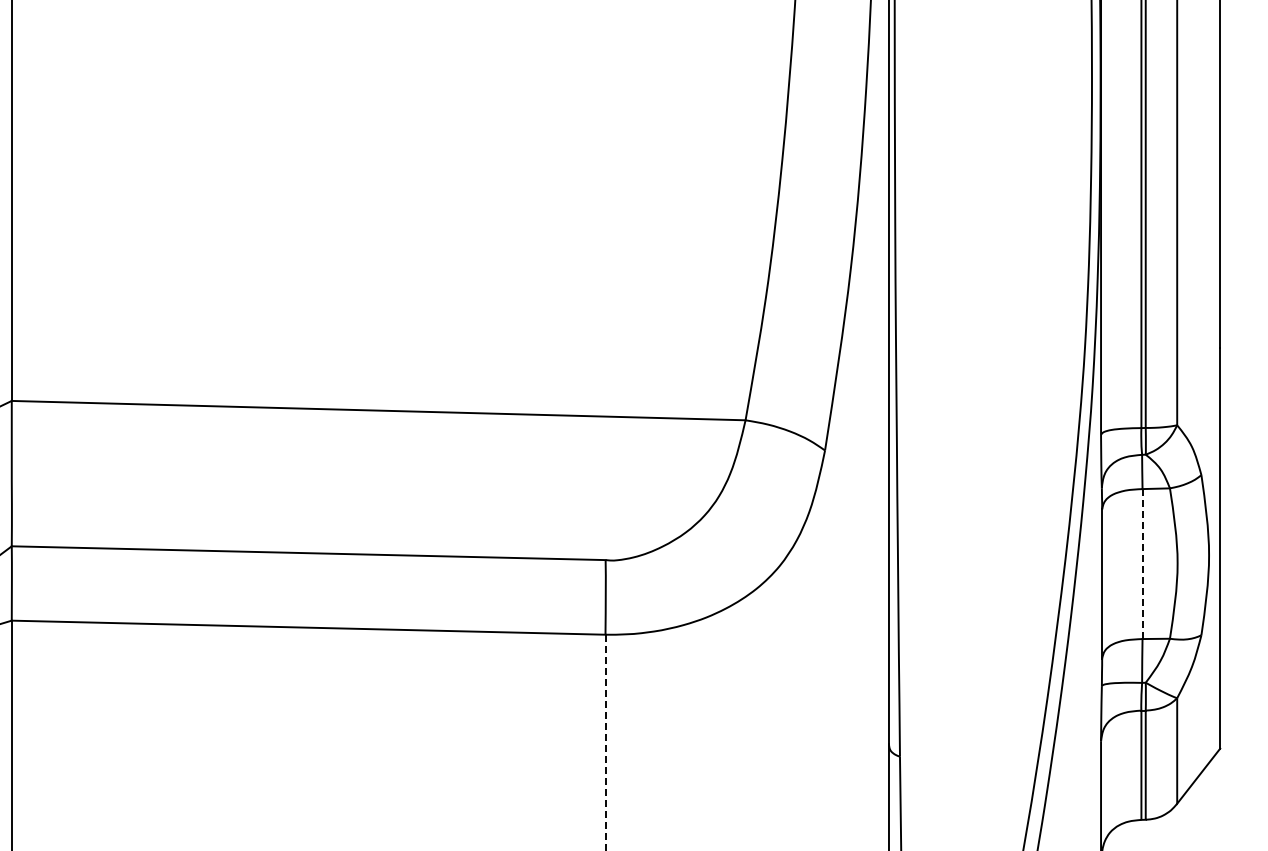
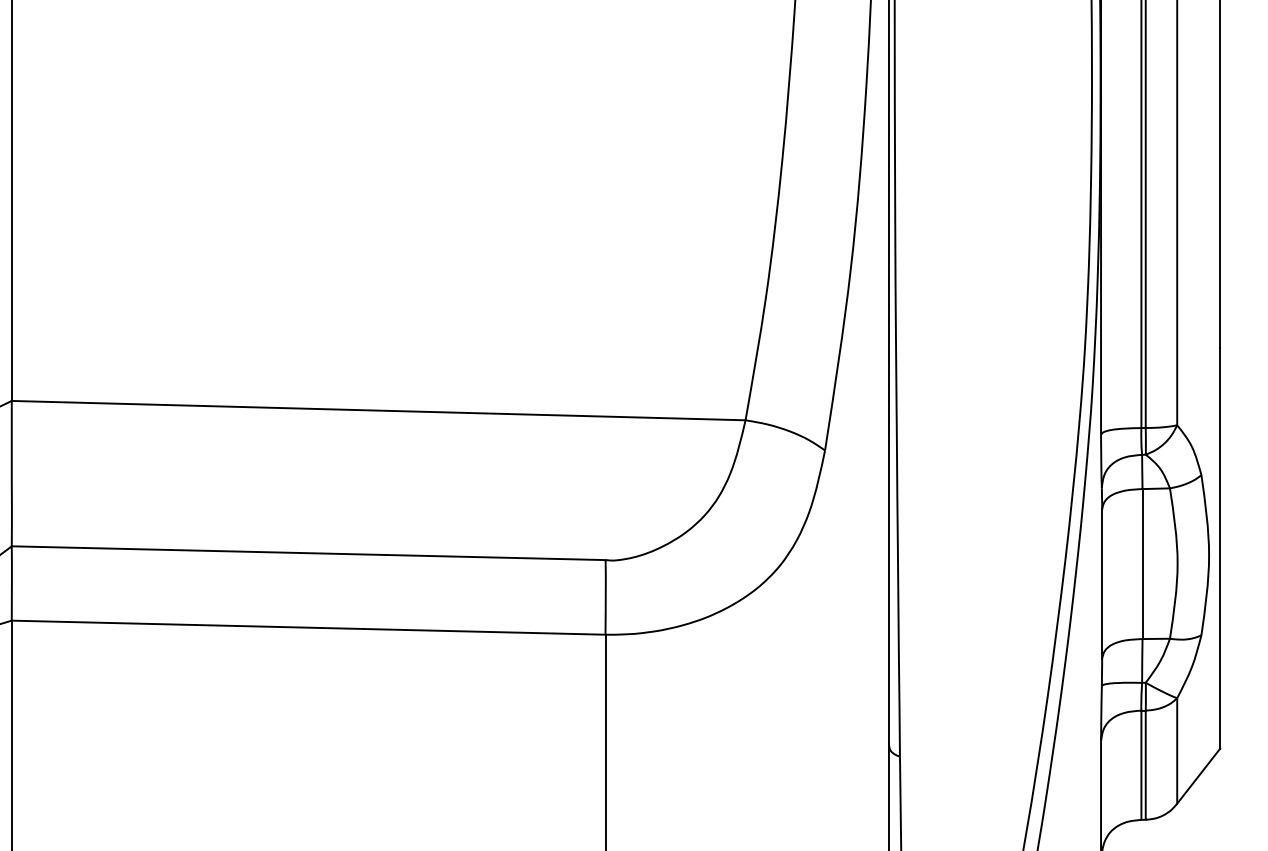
line: dashed -> solid (1142, 564)
line: dashed -> solid (605, 742)
